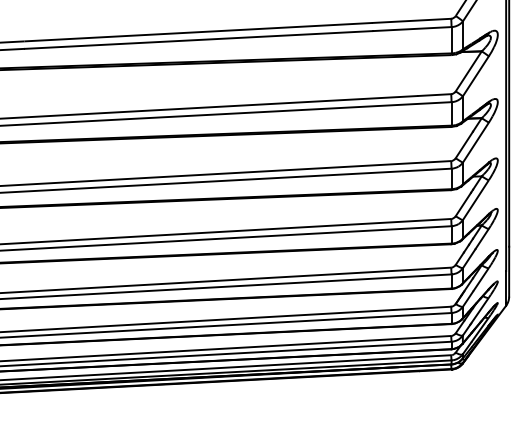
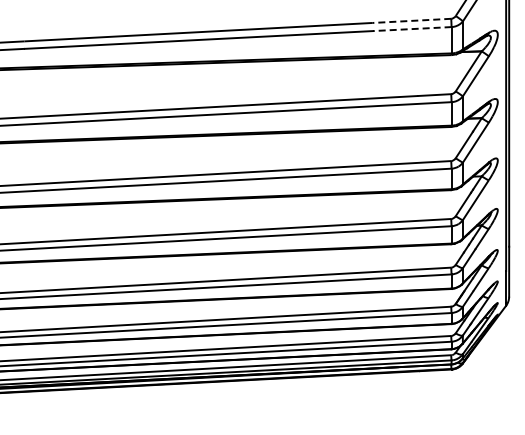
line: solid -> dashed (411, 20)
line: solid -> dashed (411, 29)
